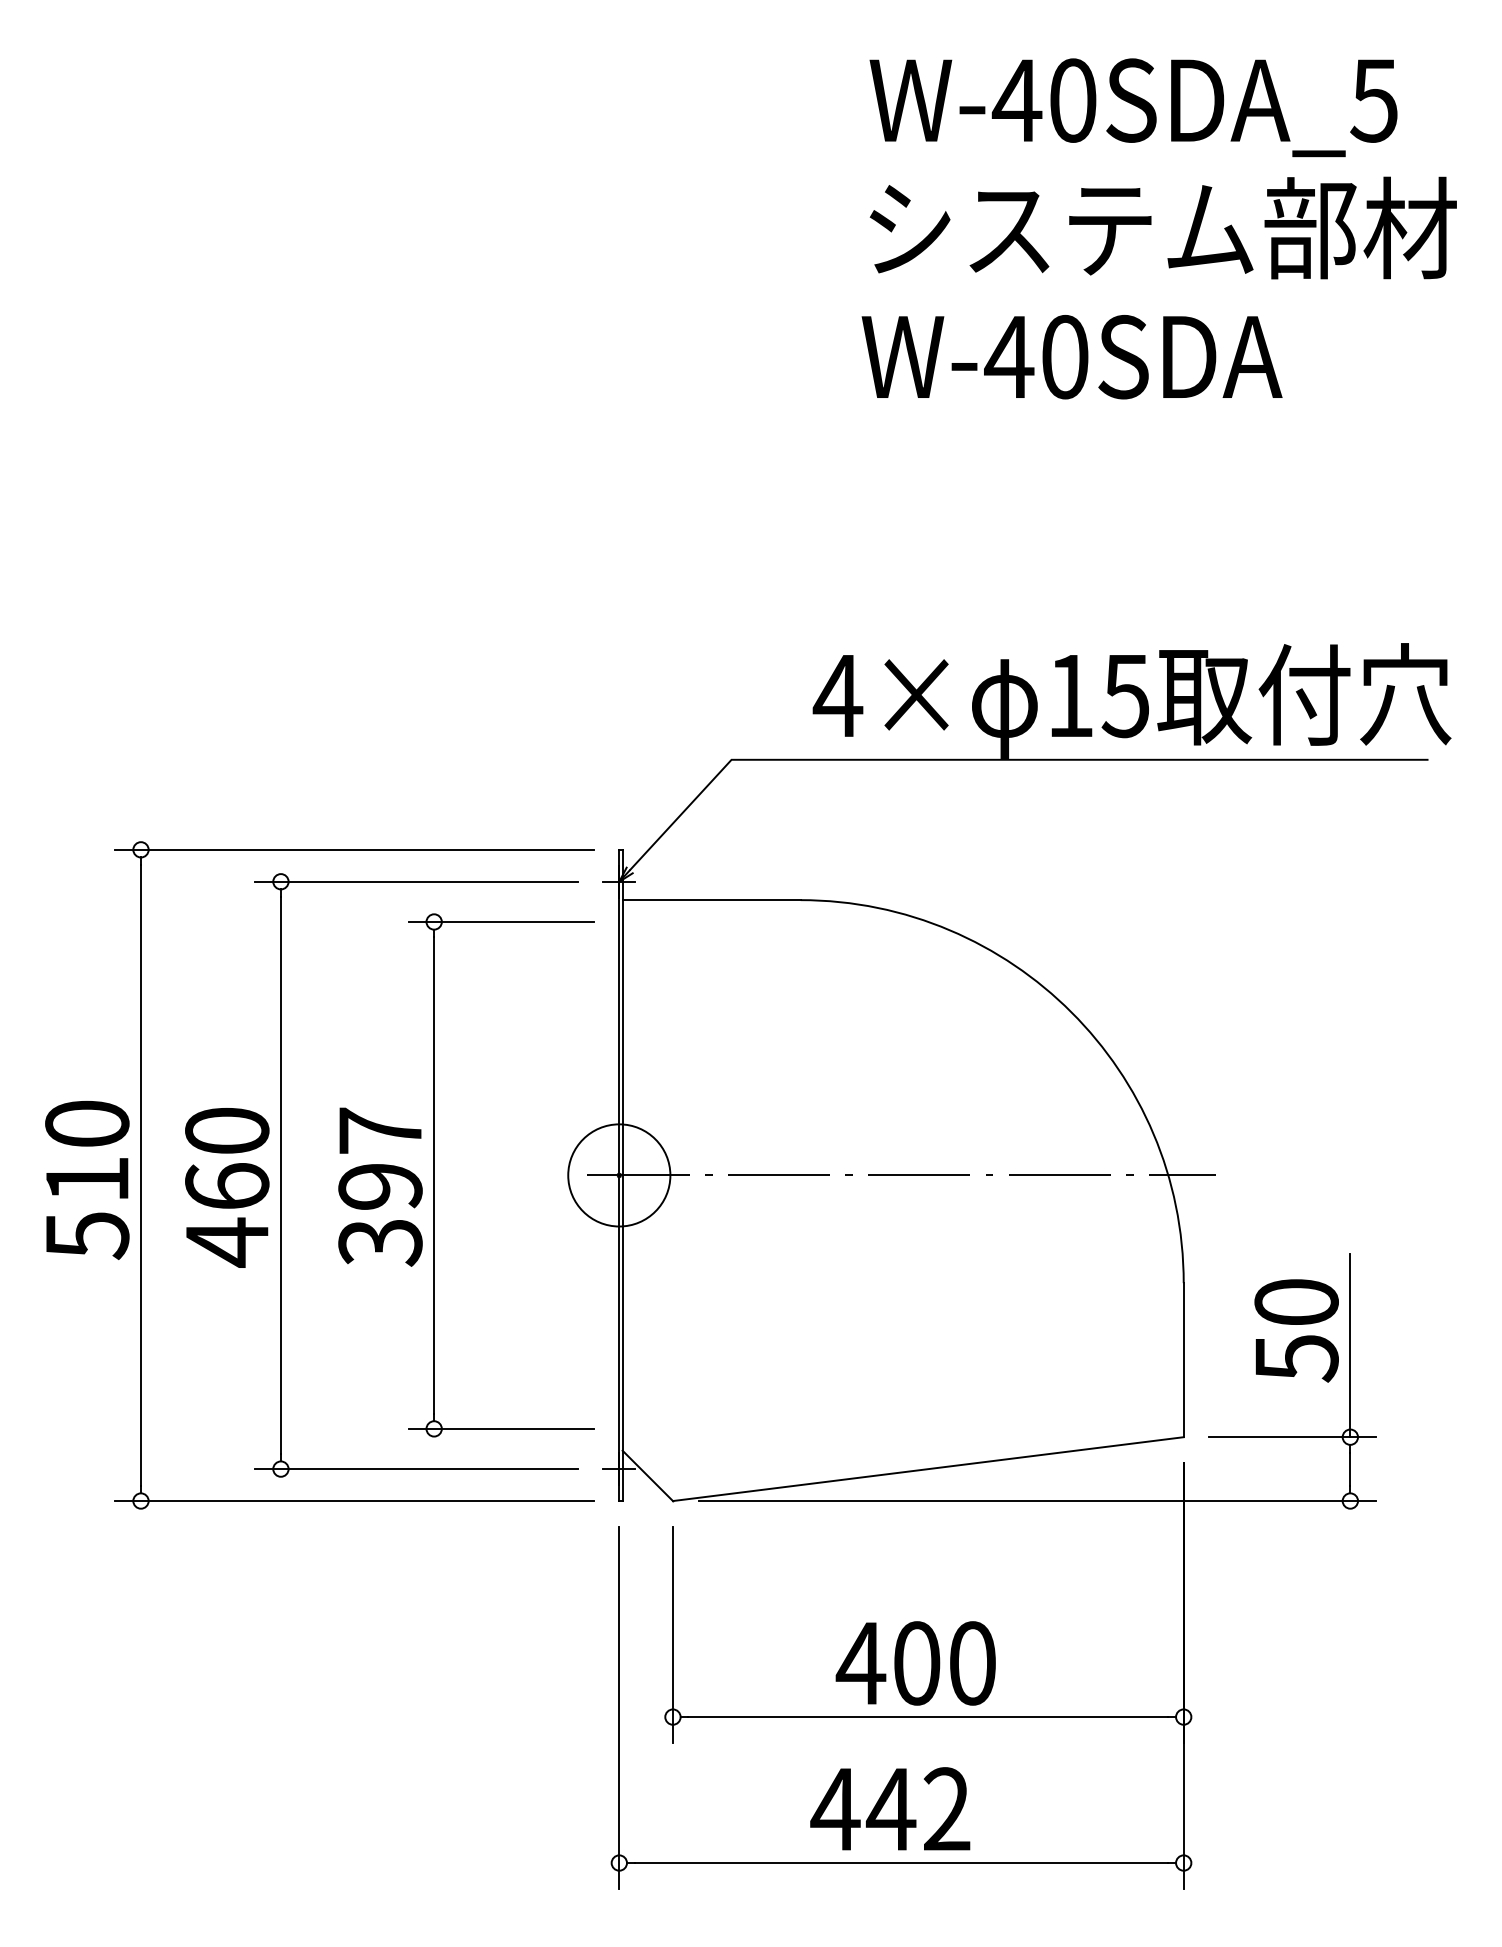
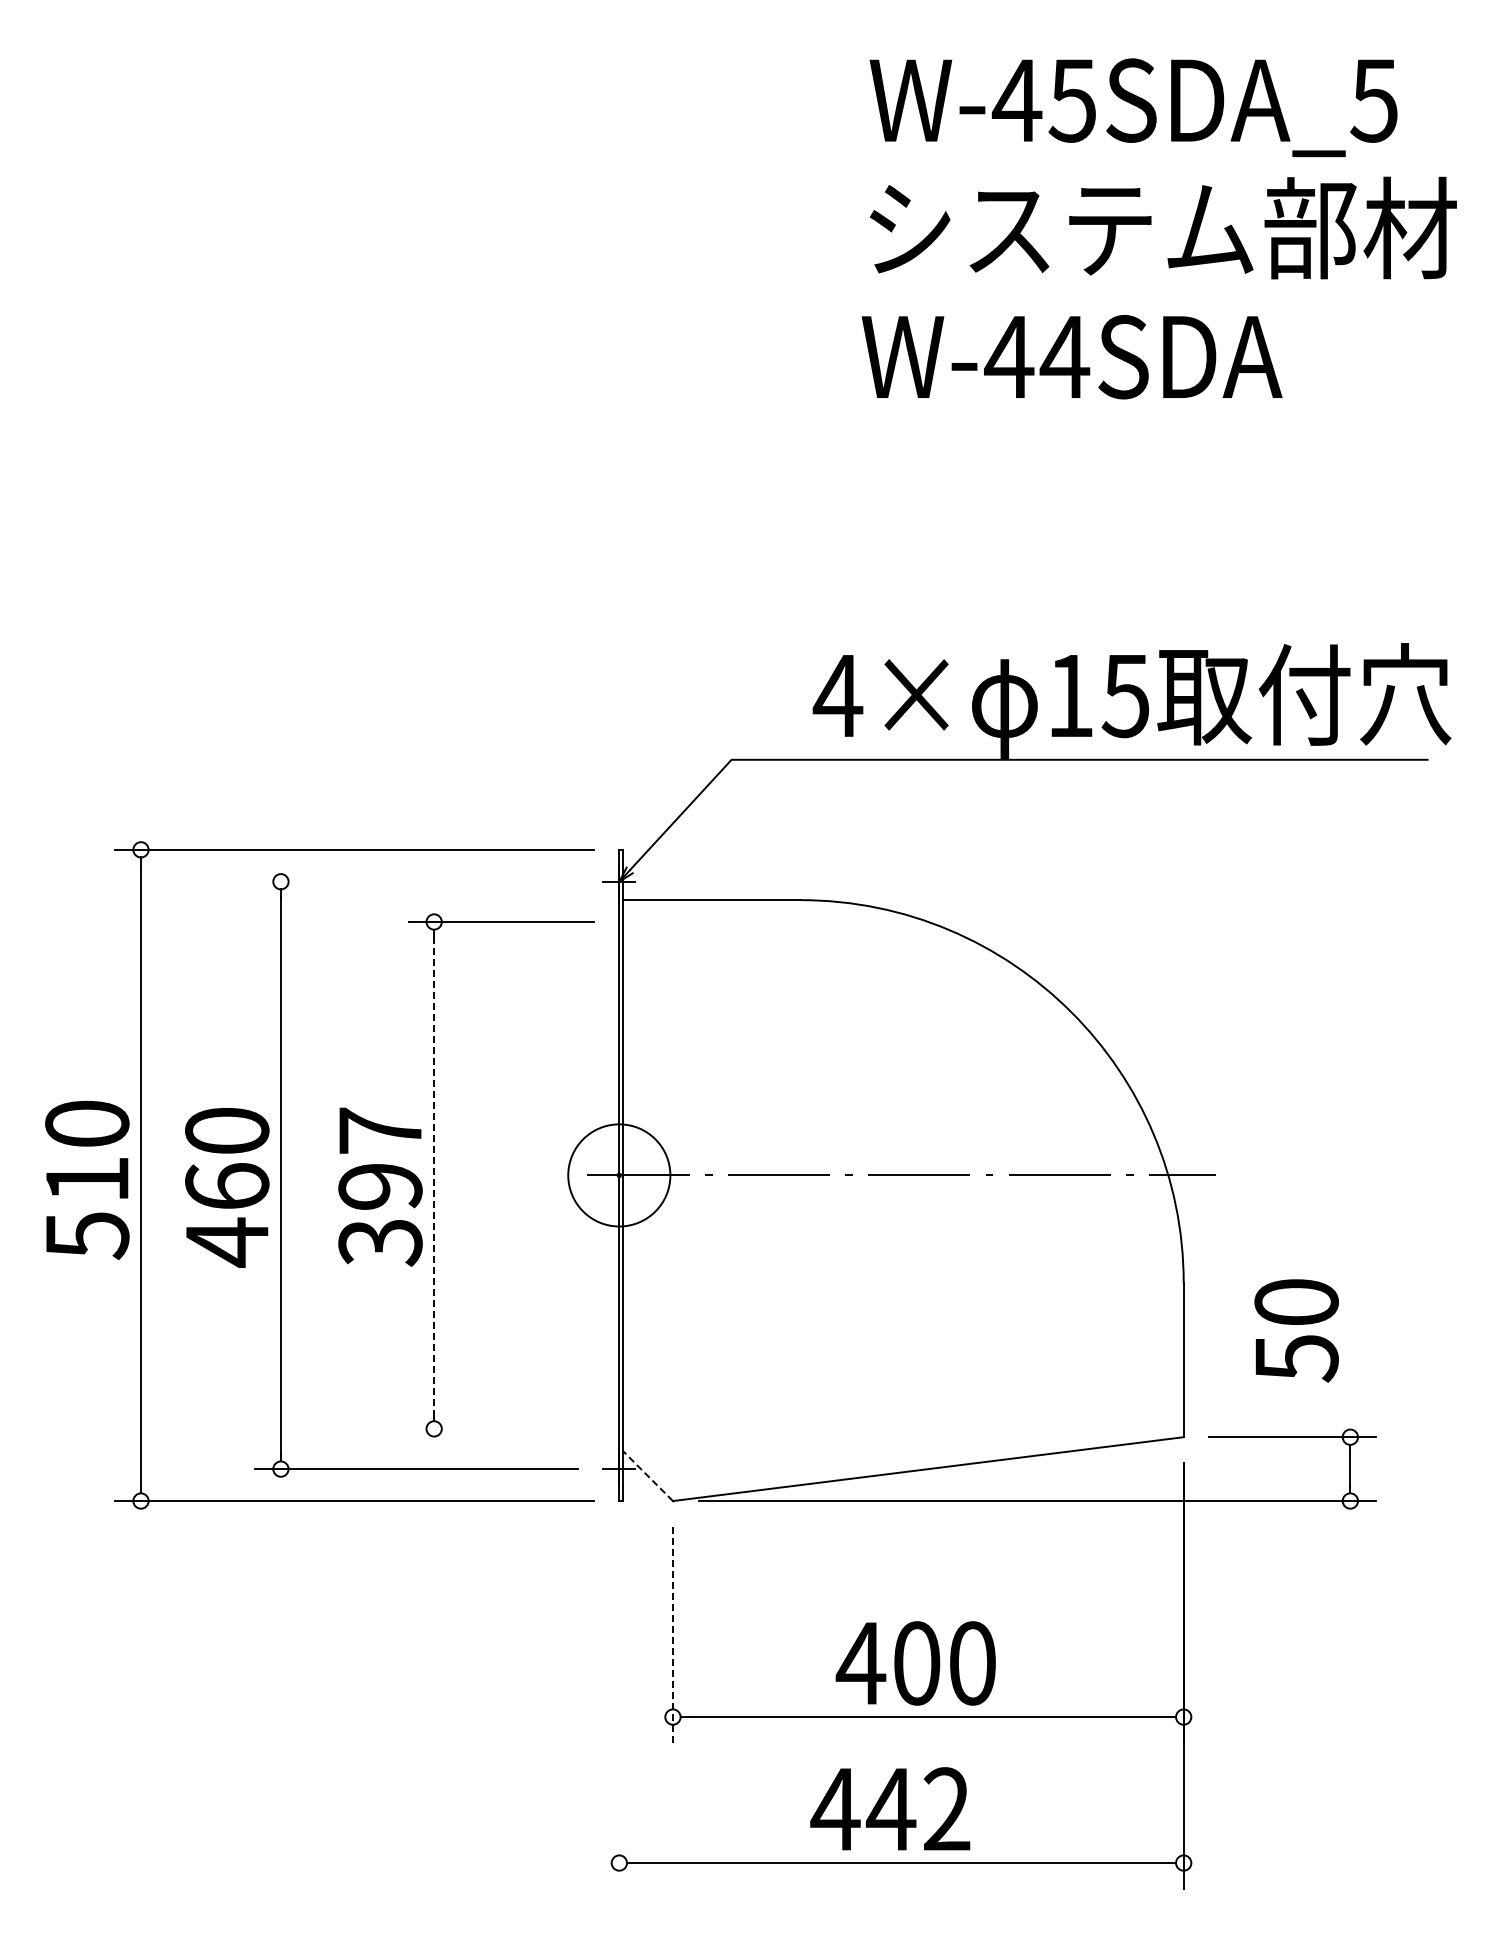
text: W-40SDA_5 -> W-45SDA_5 (1072, 100)
text: W-40SDA -> W-44SDA (1064, 356)
line: present -> none (416, 881)
line: solid -> dashed (434, 1175)
line: present -> none (1350, 1345)
line: present -> none (500, 1428)
line: solid -> dashed (647, 1475)
line: solid -> dashed (672, 1635)
line: present -> none (619, 1707)
